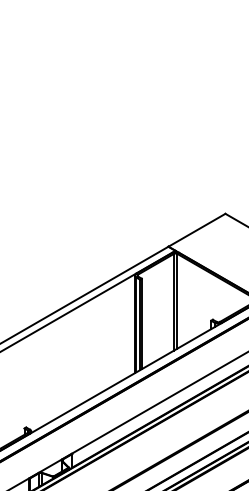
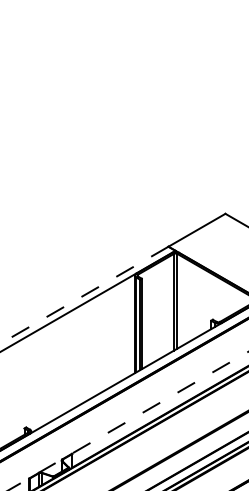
line: solid -> dashed (84, 295)
line: solid -> dashed (127, 421)
